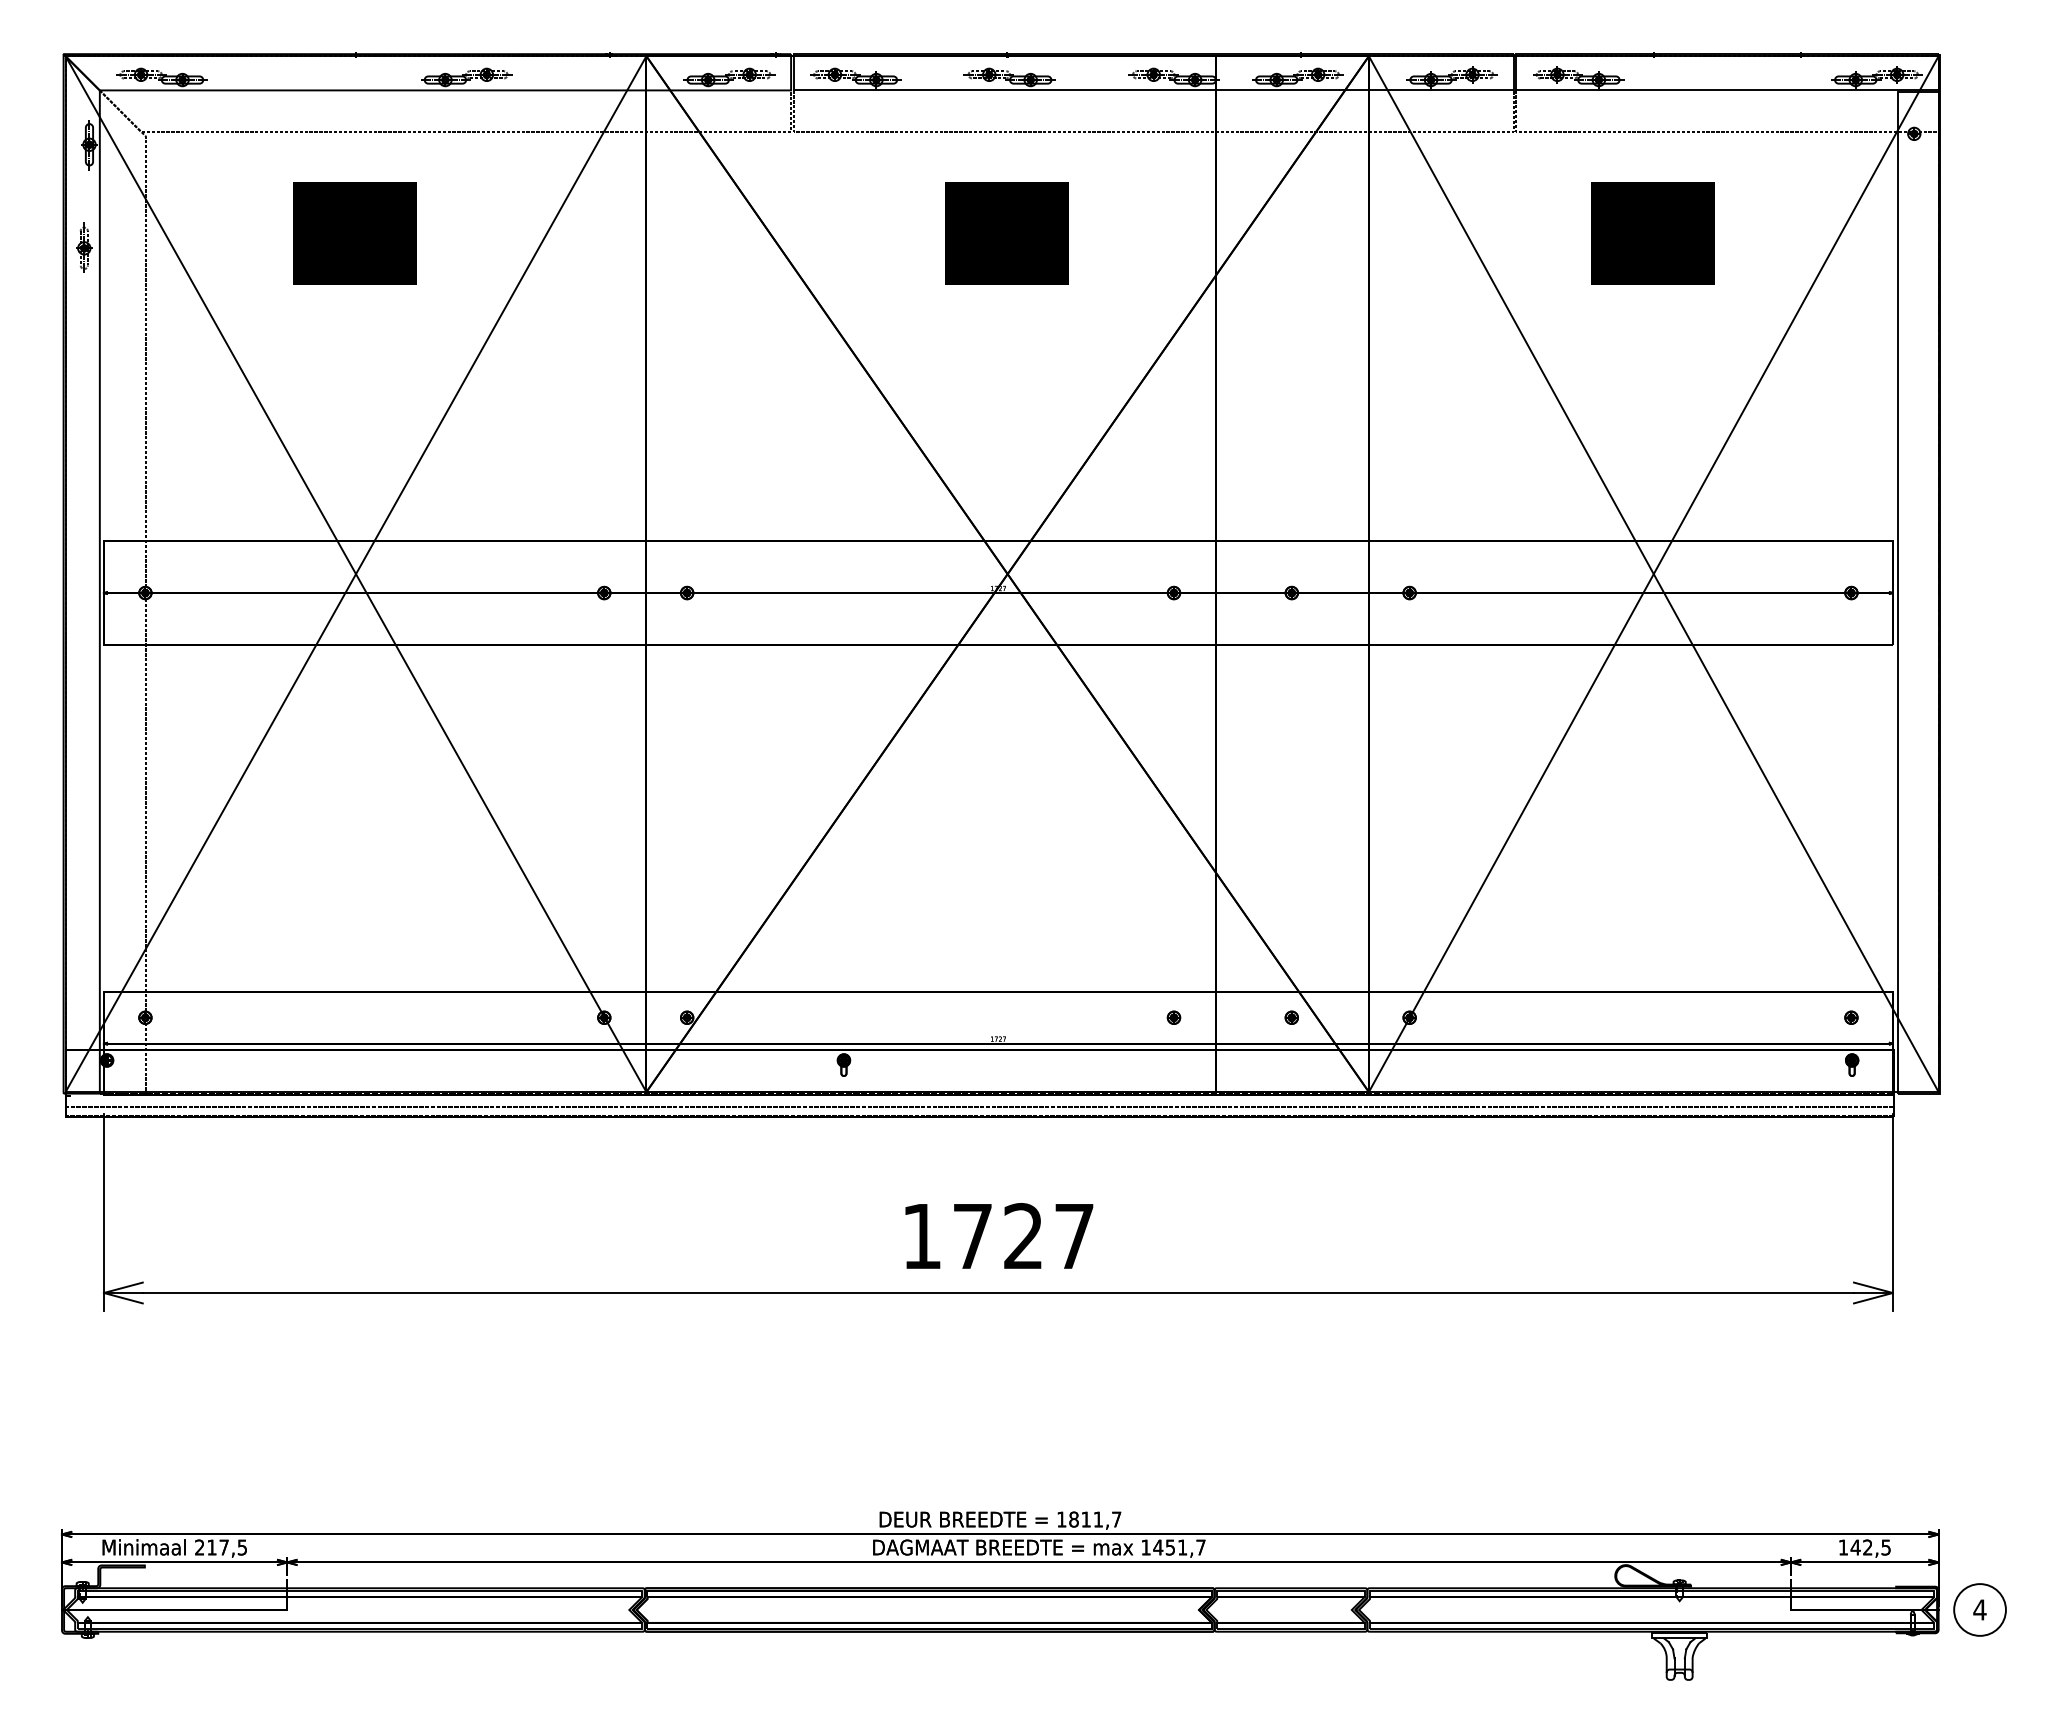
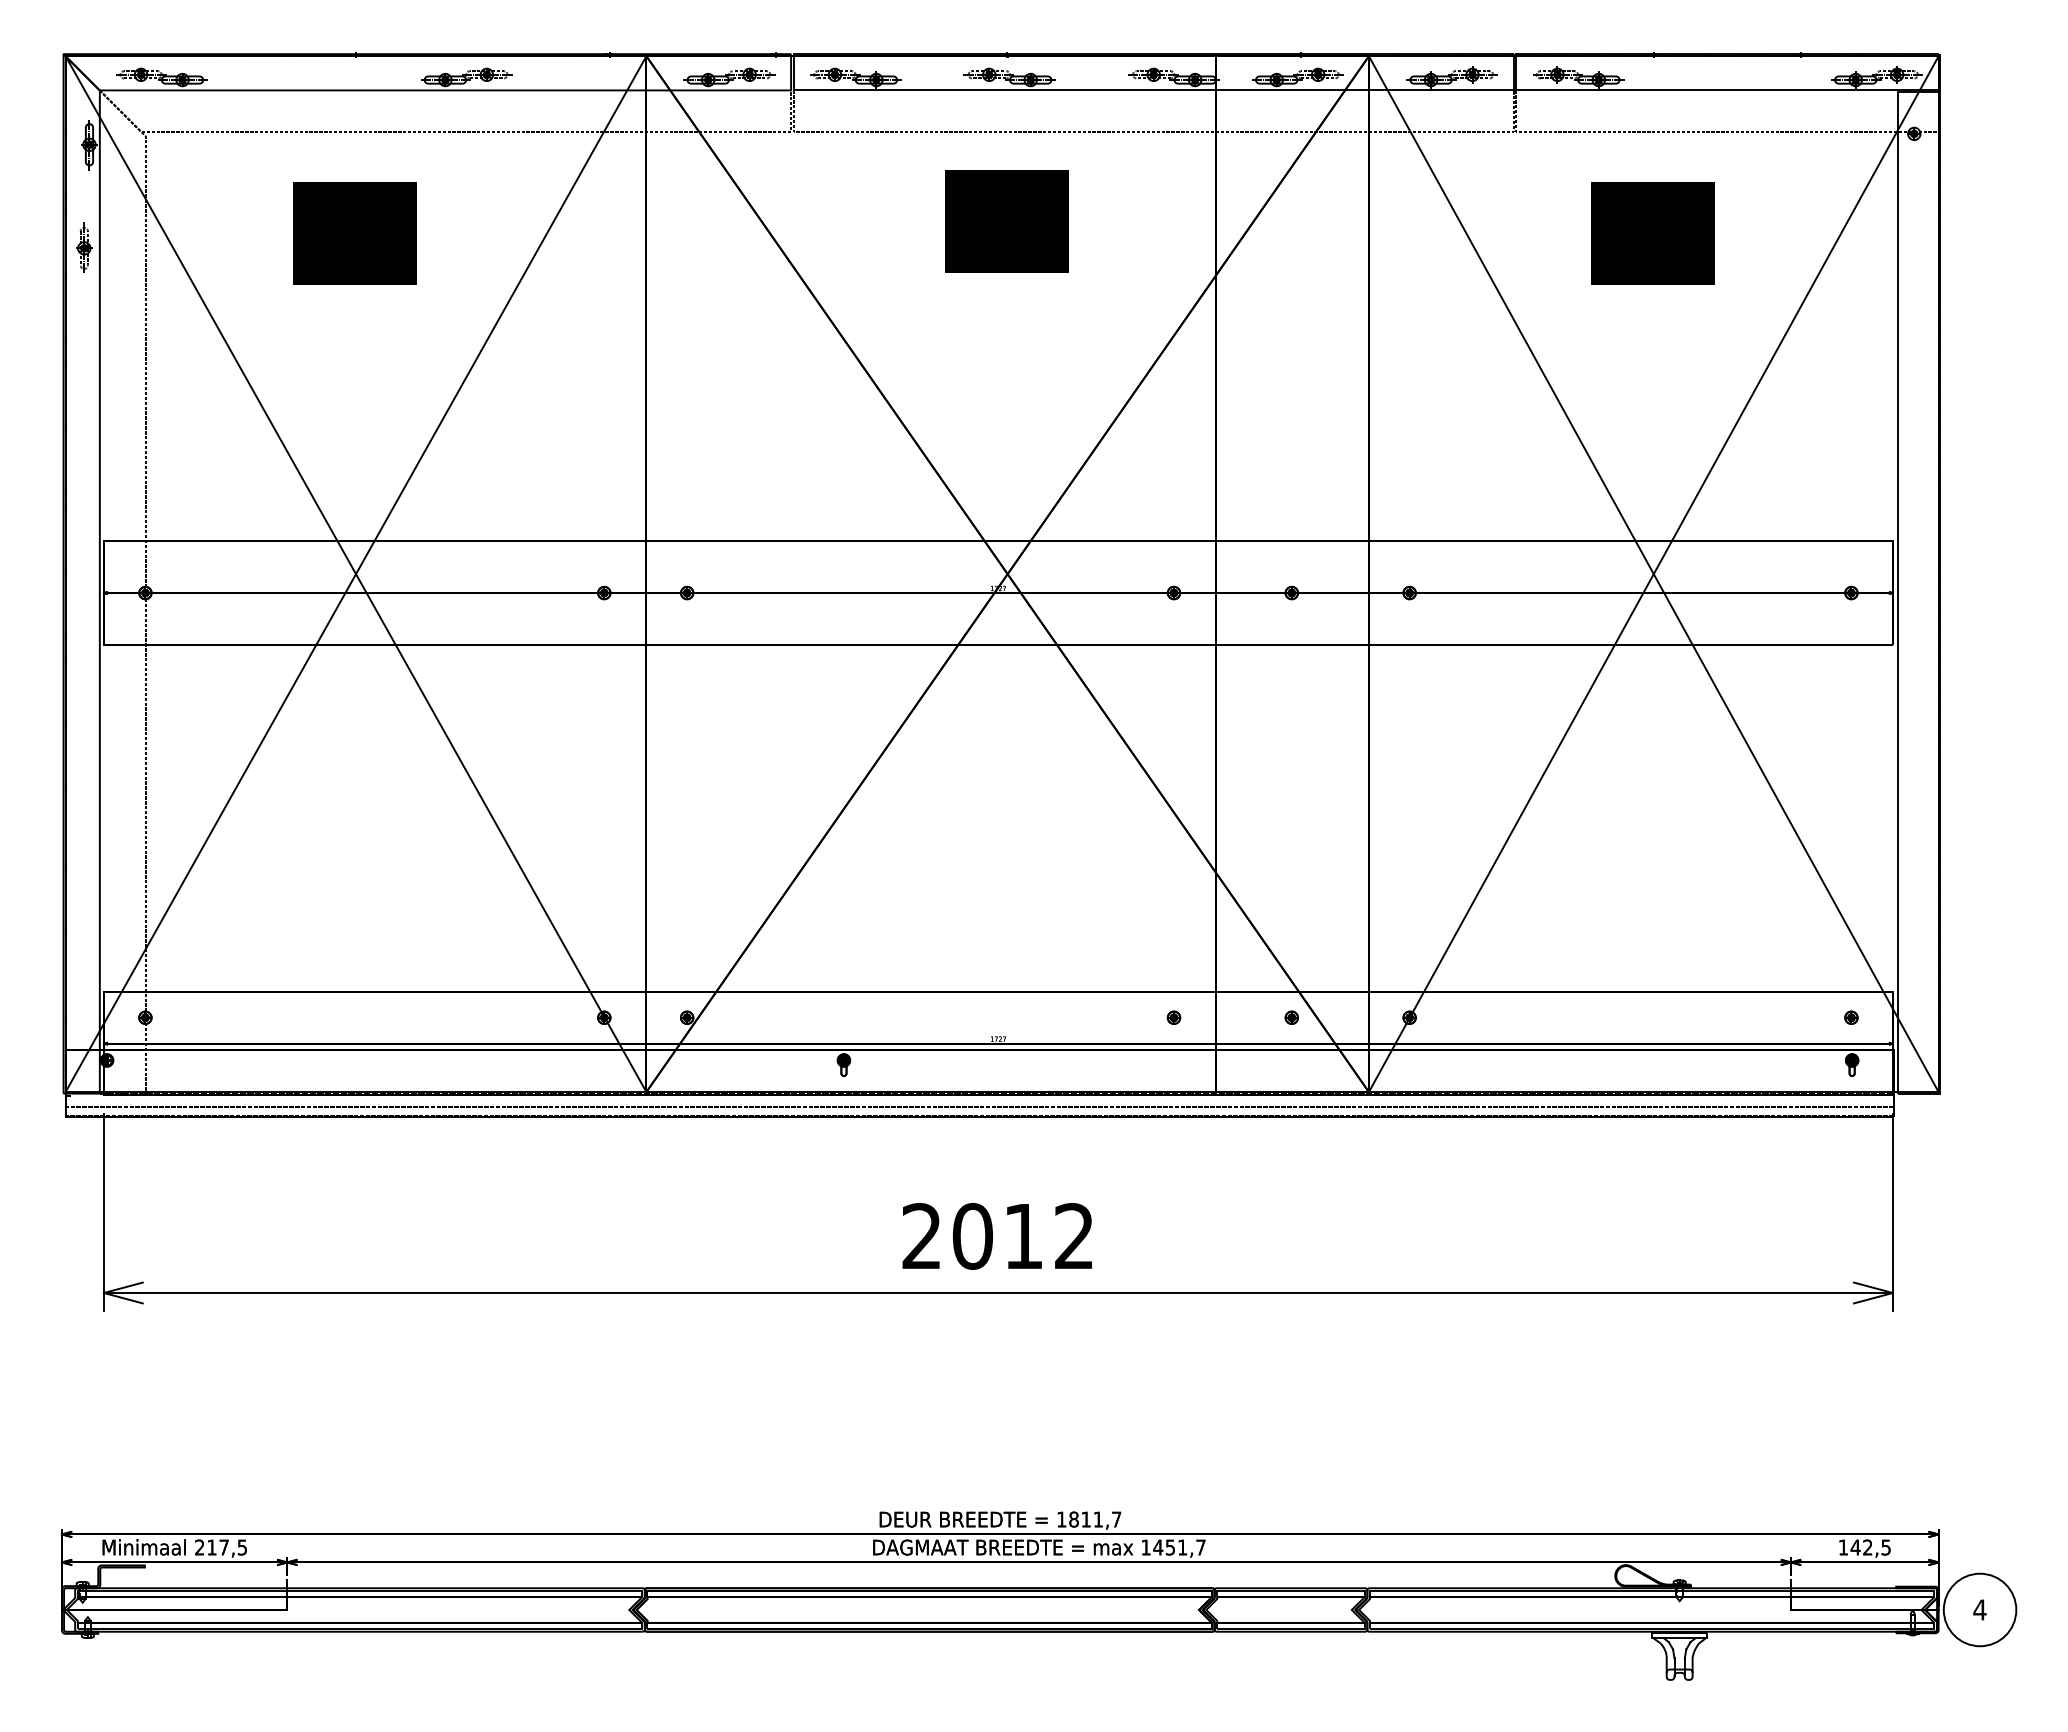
text position: (1006, 233) -> (1006, 221) (1006, 221)
text: 1727 -> 2012 (997, 1236)
circle diameter: 52 px -> 73 px (1979, 1609)
